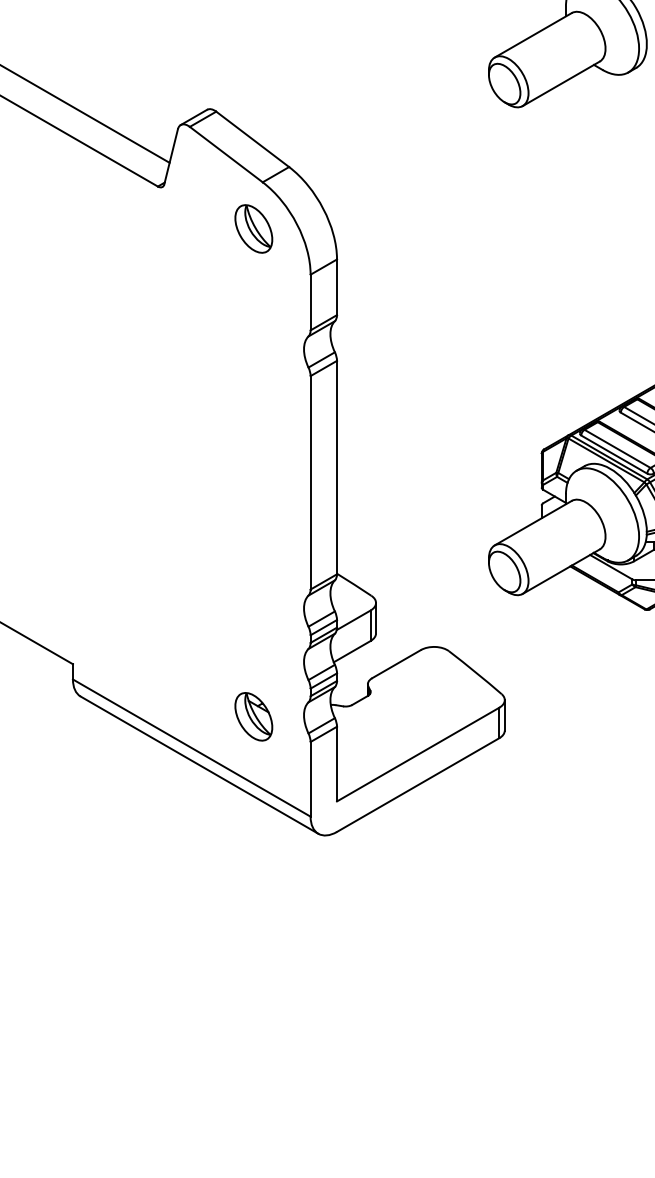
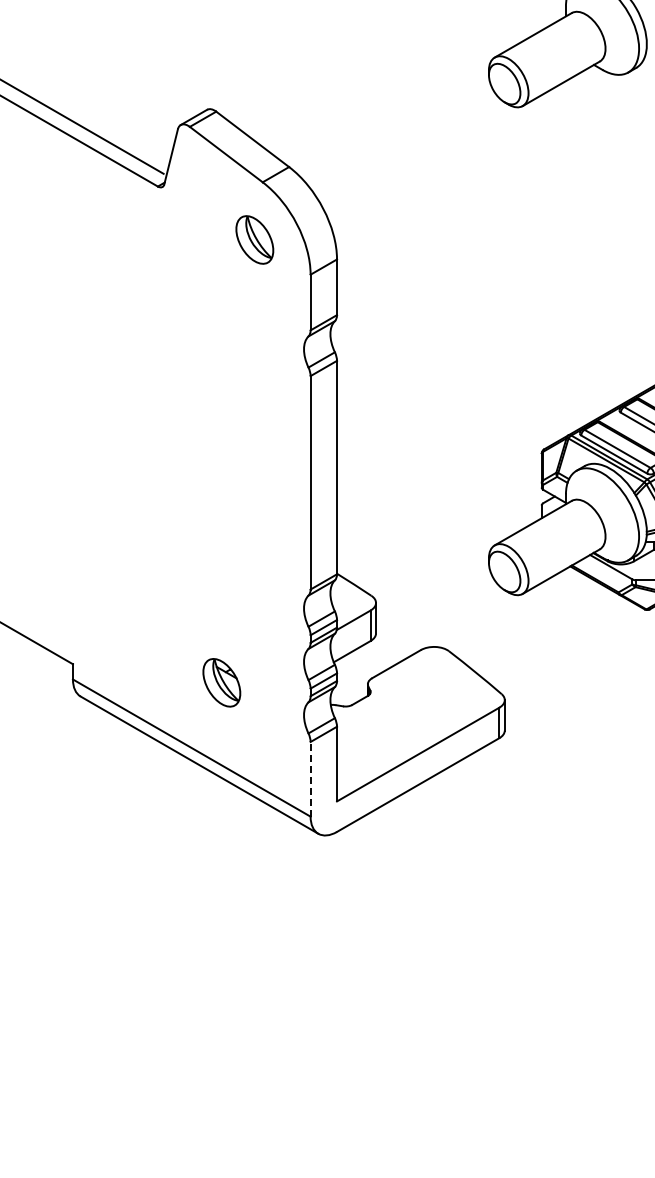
line position: (85, 114) -> (82, 126) (82, 126)
part position: (253, 228) -> (254, 239) (254, 239)
part position: (253, 716) -> (221, 682) (221, 682)
line: solid -> dashed (310, 778)
